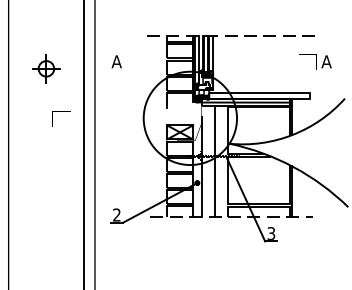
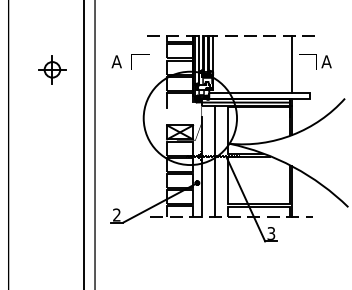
line: none -> present (291, 64)
part position: (46, 68) -> (52, 69) (52, 69)
line position: (61, 111) -> (140, 54) (140, 54)
